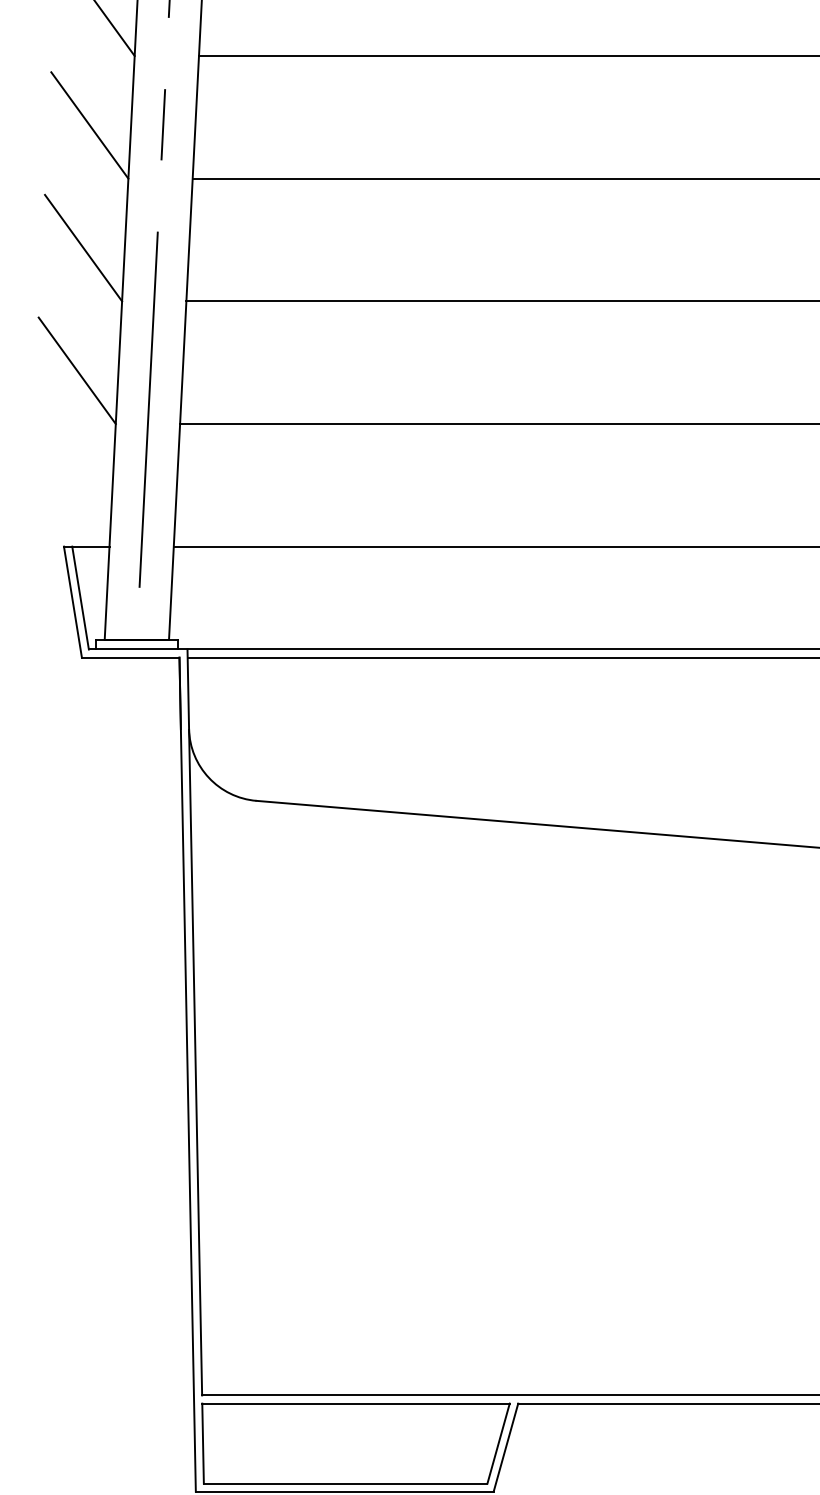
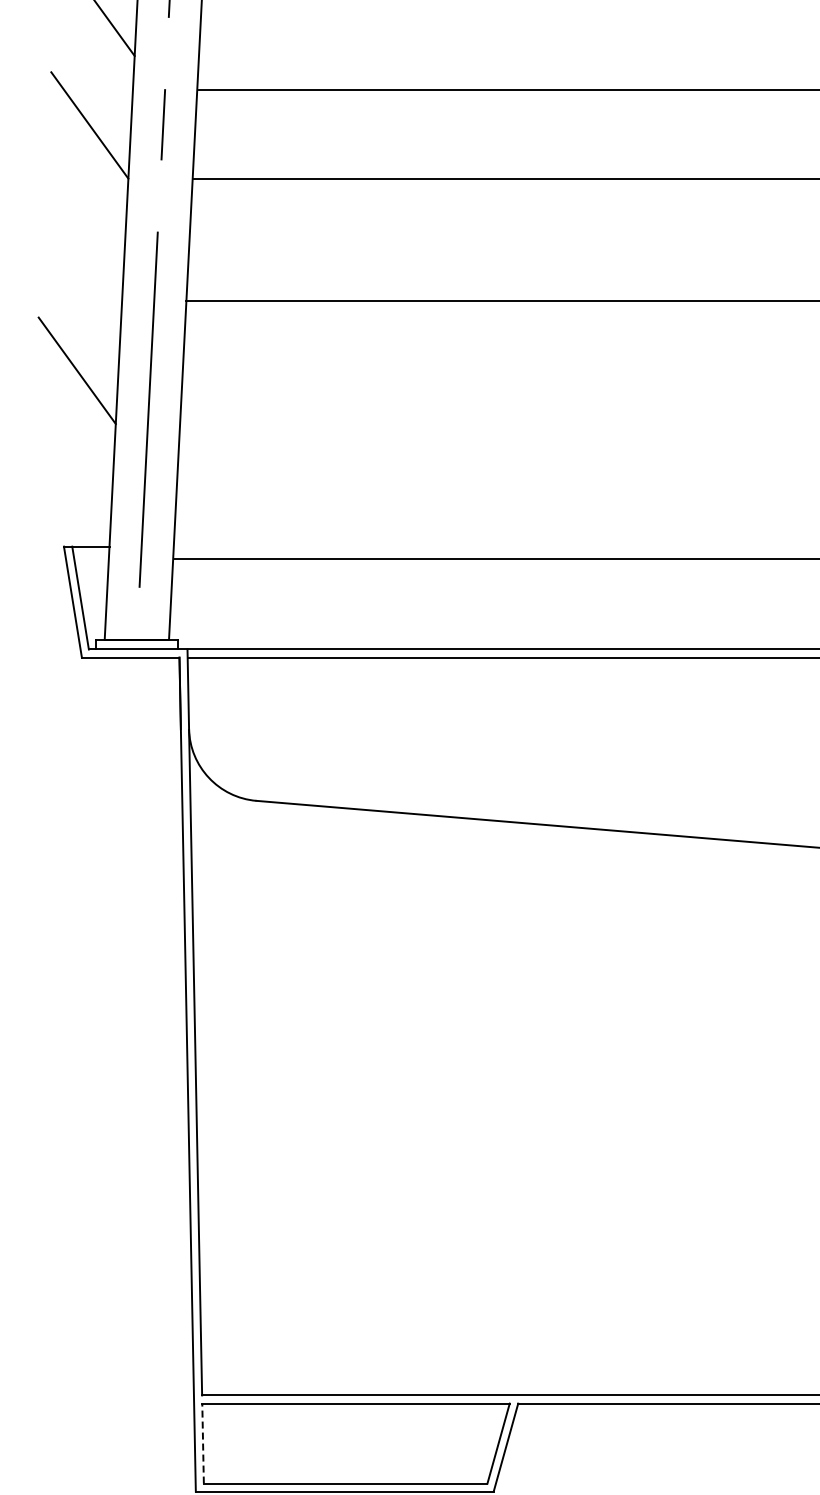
line position: (507, 56) -> (507, 90) (507, 90)
line: present -> none (83, 247)
line: present -> none (498, 423)
line position: (494, 546) -> (494, 558) (494, 558)
line: solid -> dashed (203, 1443)
